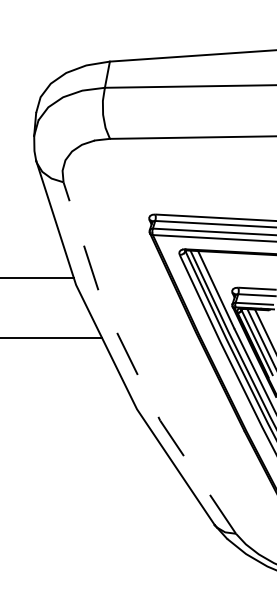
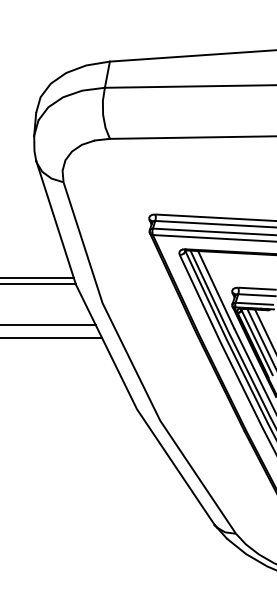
line: none -> present (38, 284)
line: none -> present (48, 324)
line: dashed -> solid (133, 366)
